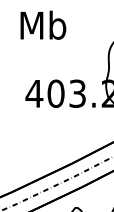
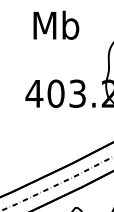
text position: (43, 24) -> (56, 24) (56, 24)
